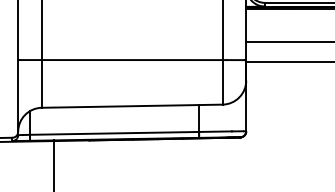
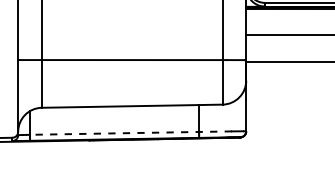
line position: (288, 42) -> (288, 35) (288, 35)
line: solid -> dashed (130, 133)
line: present -> none (54, 164)
